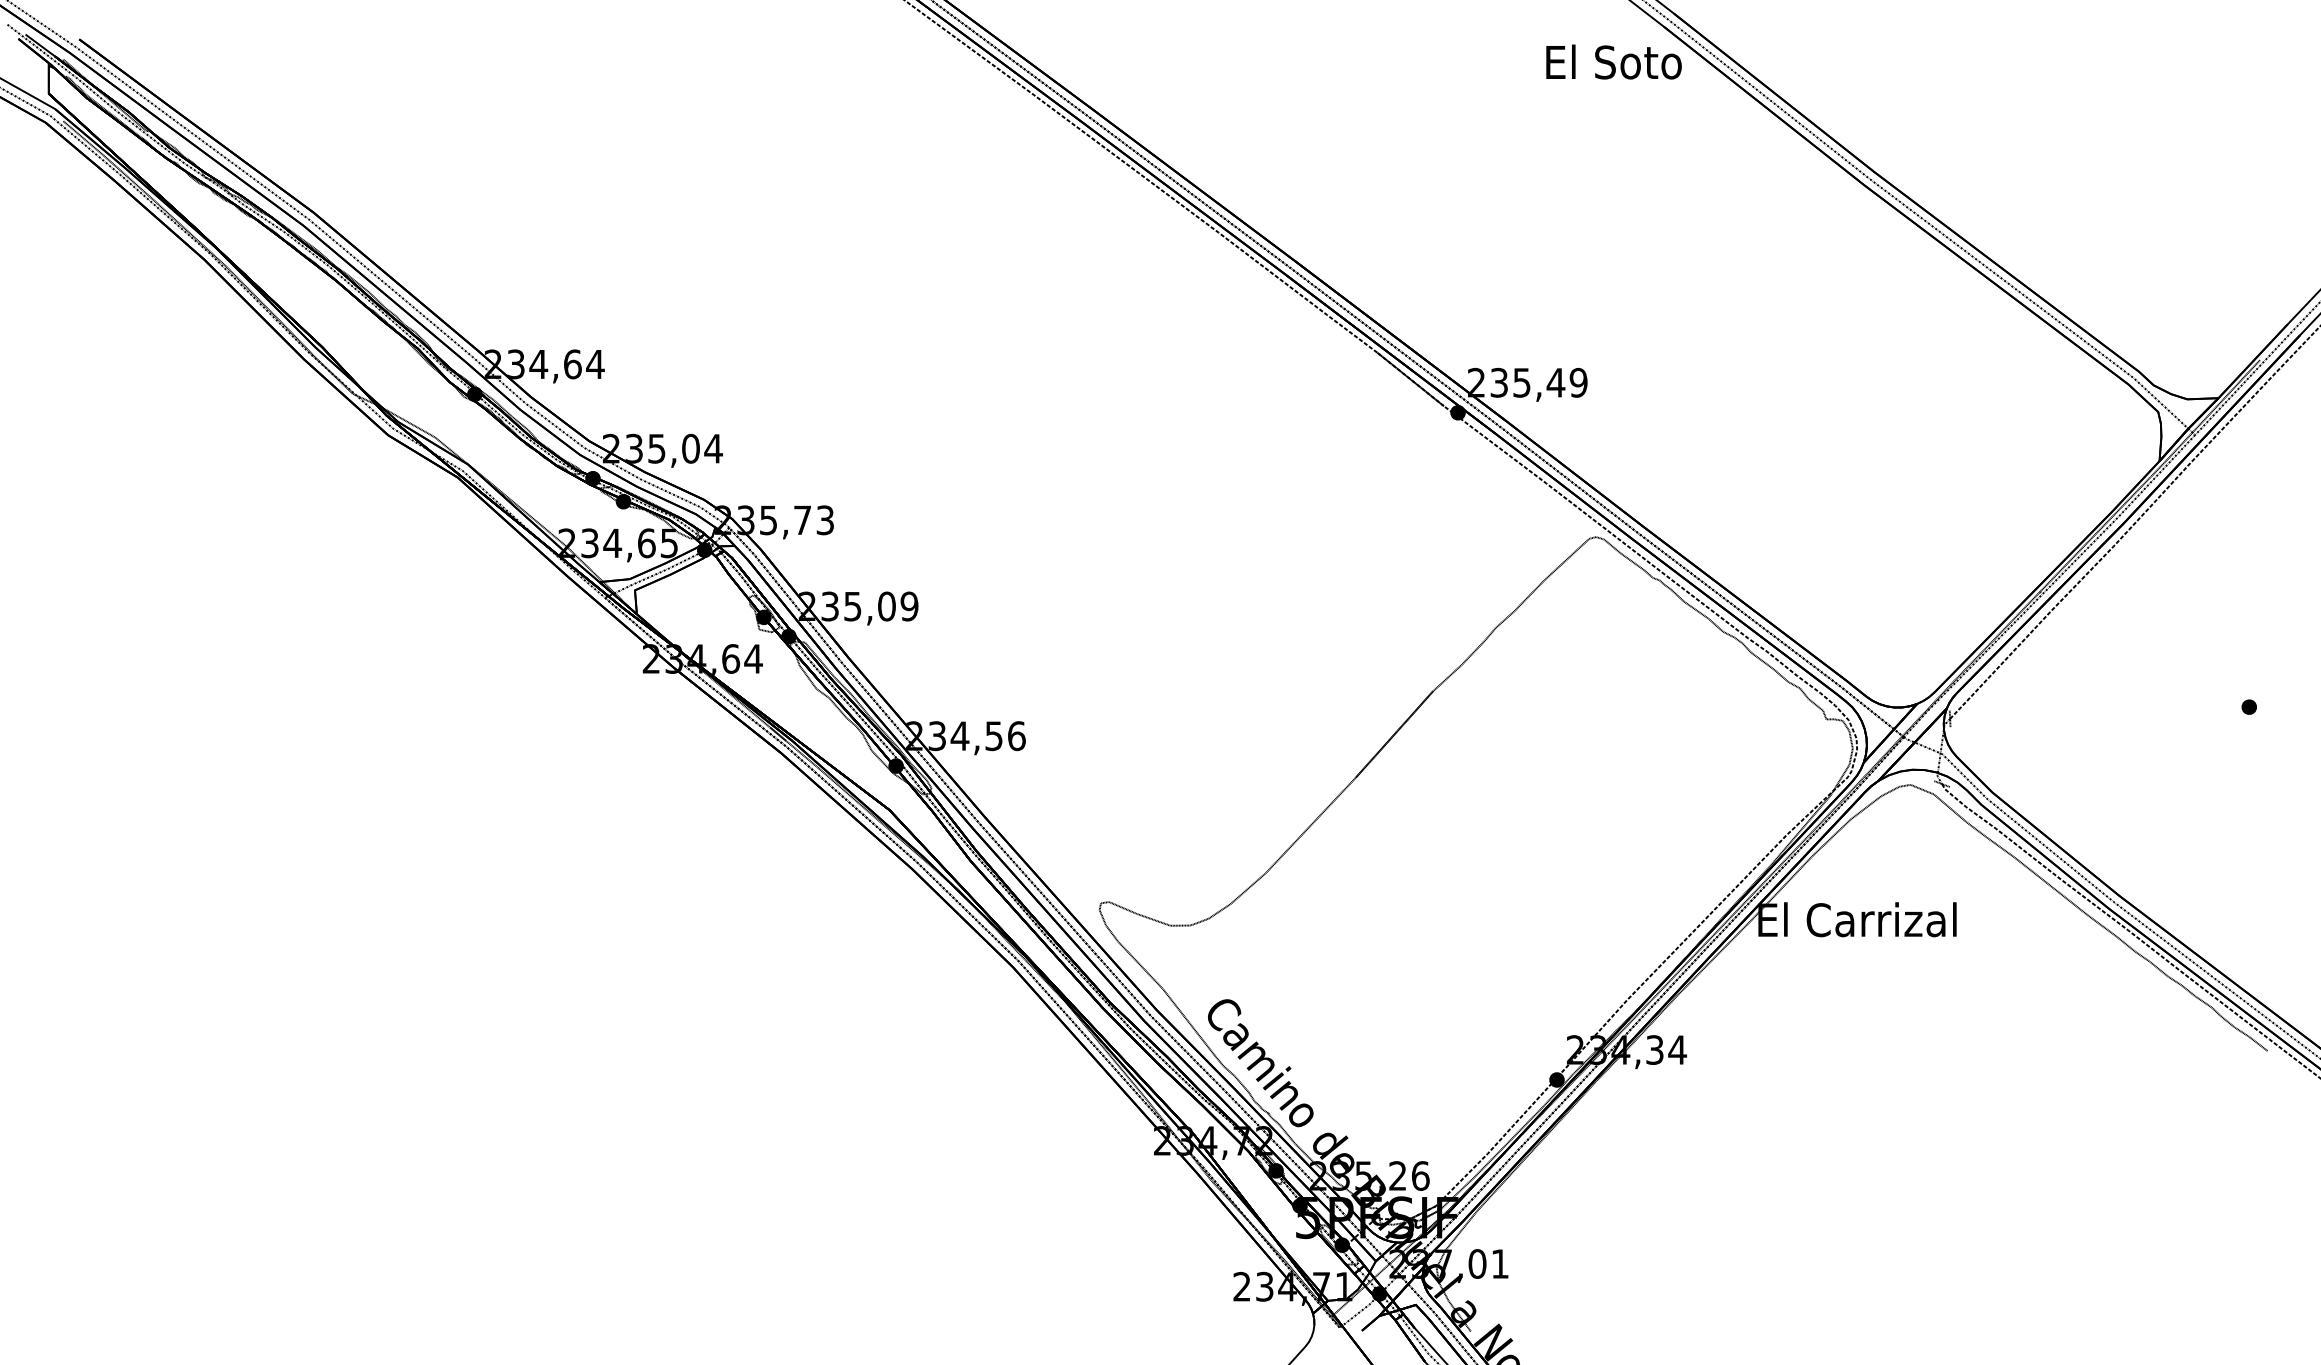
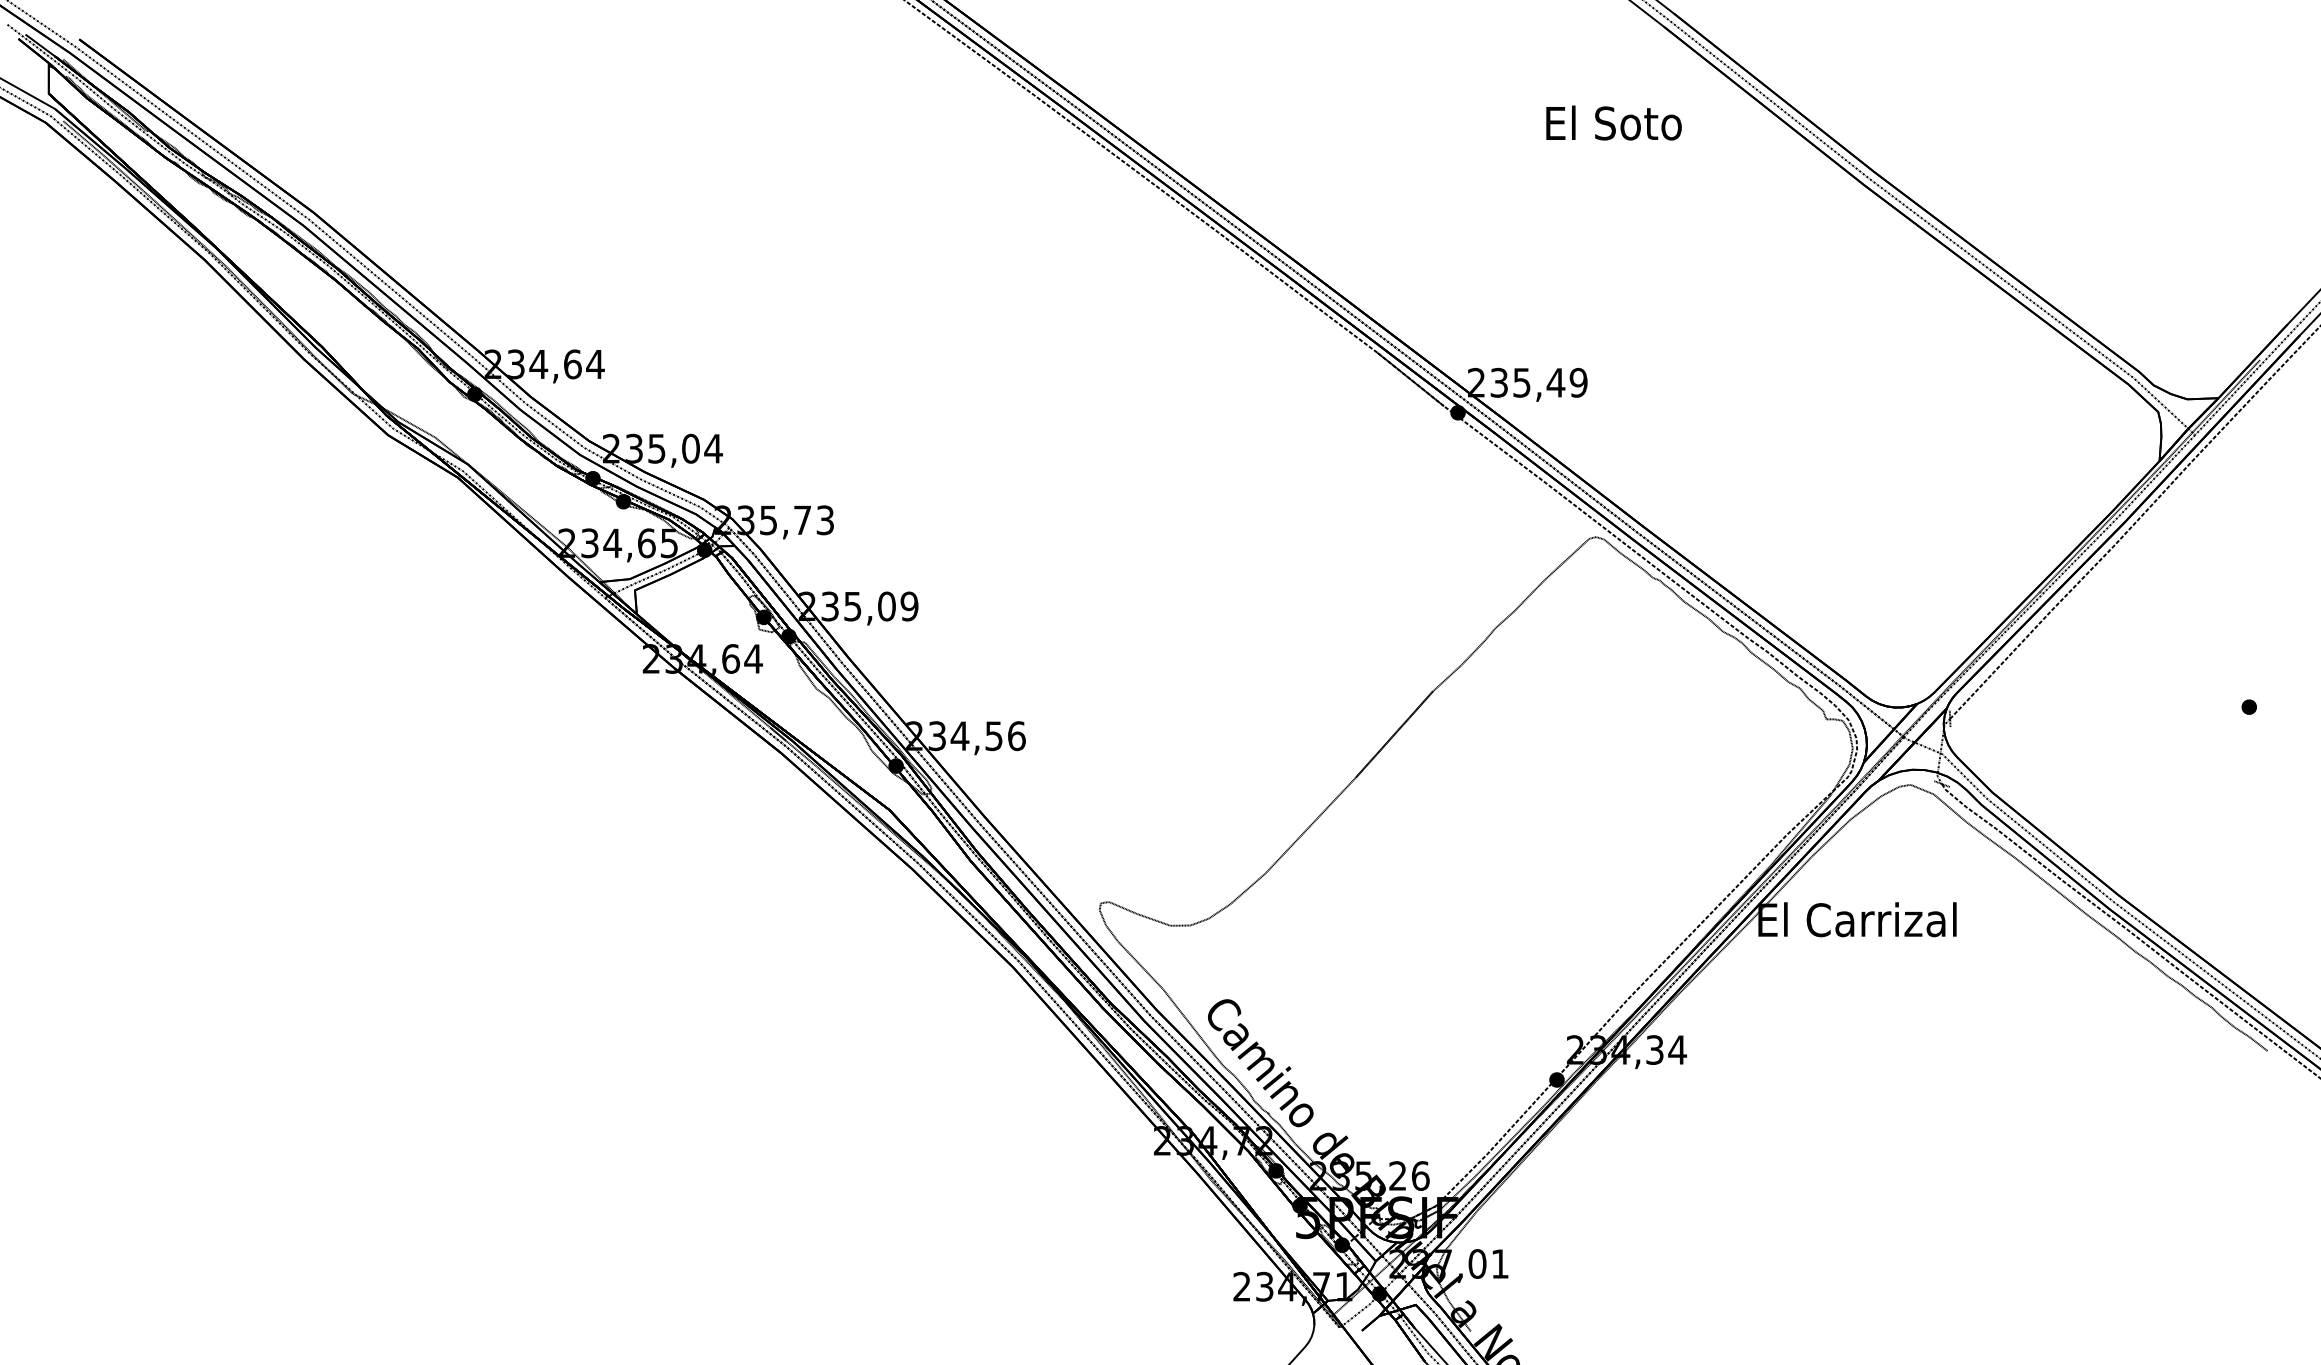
text position: (1613, 61) -> (1613, 122) (1613, 122)
